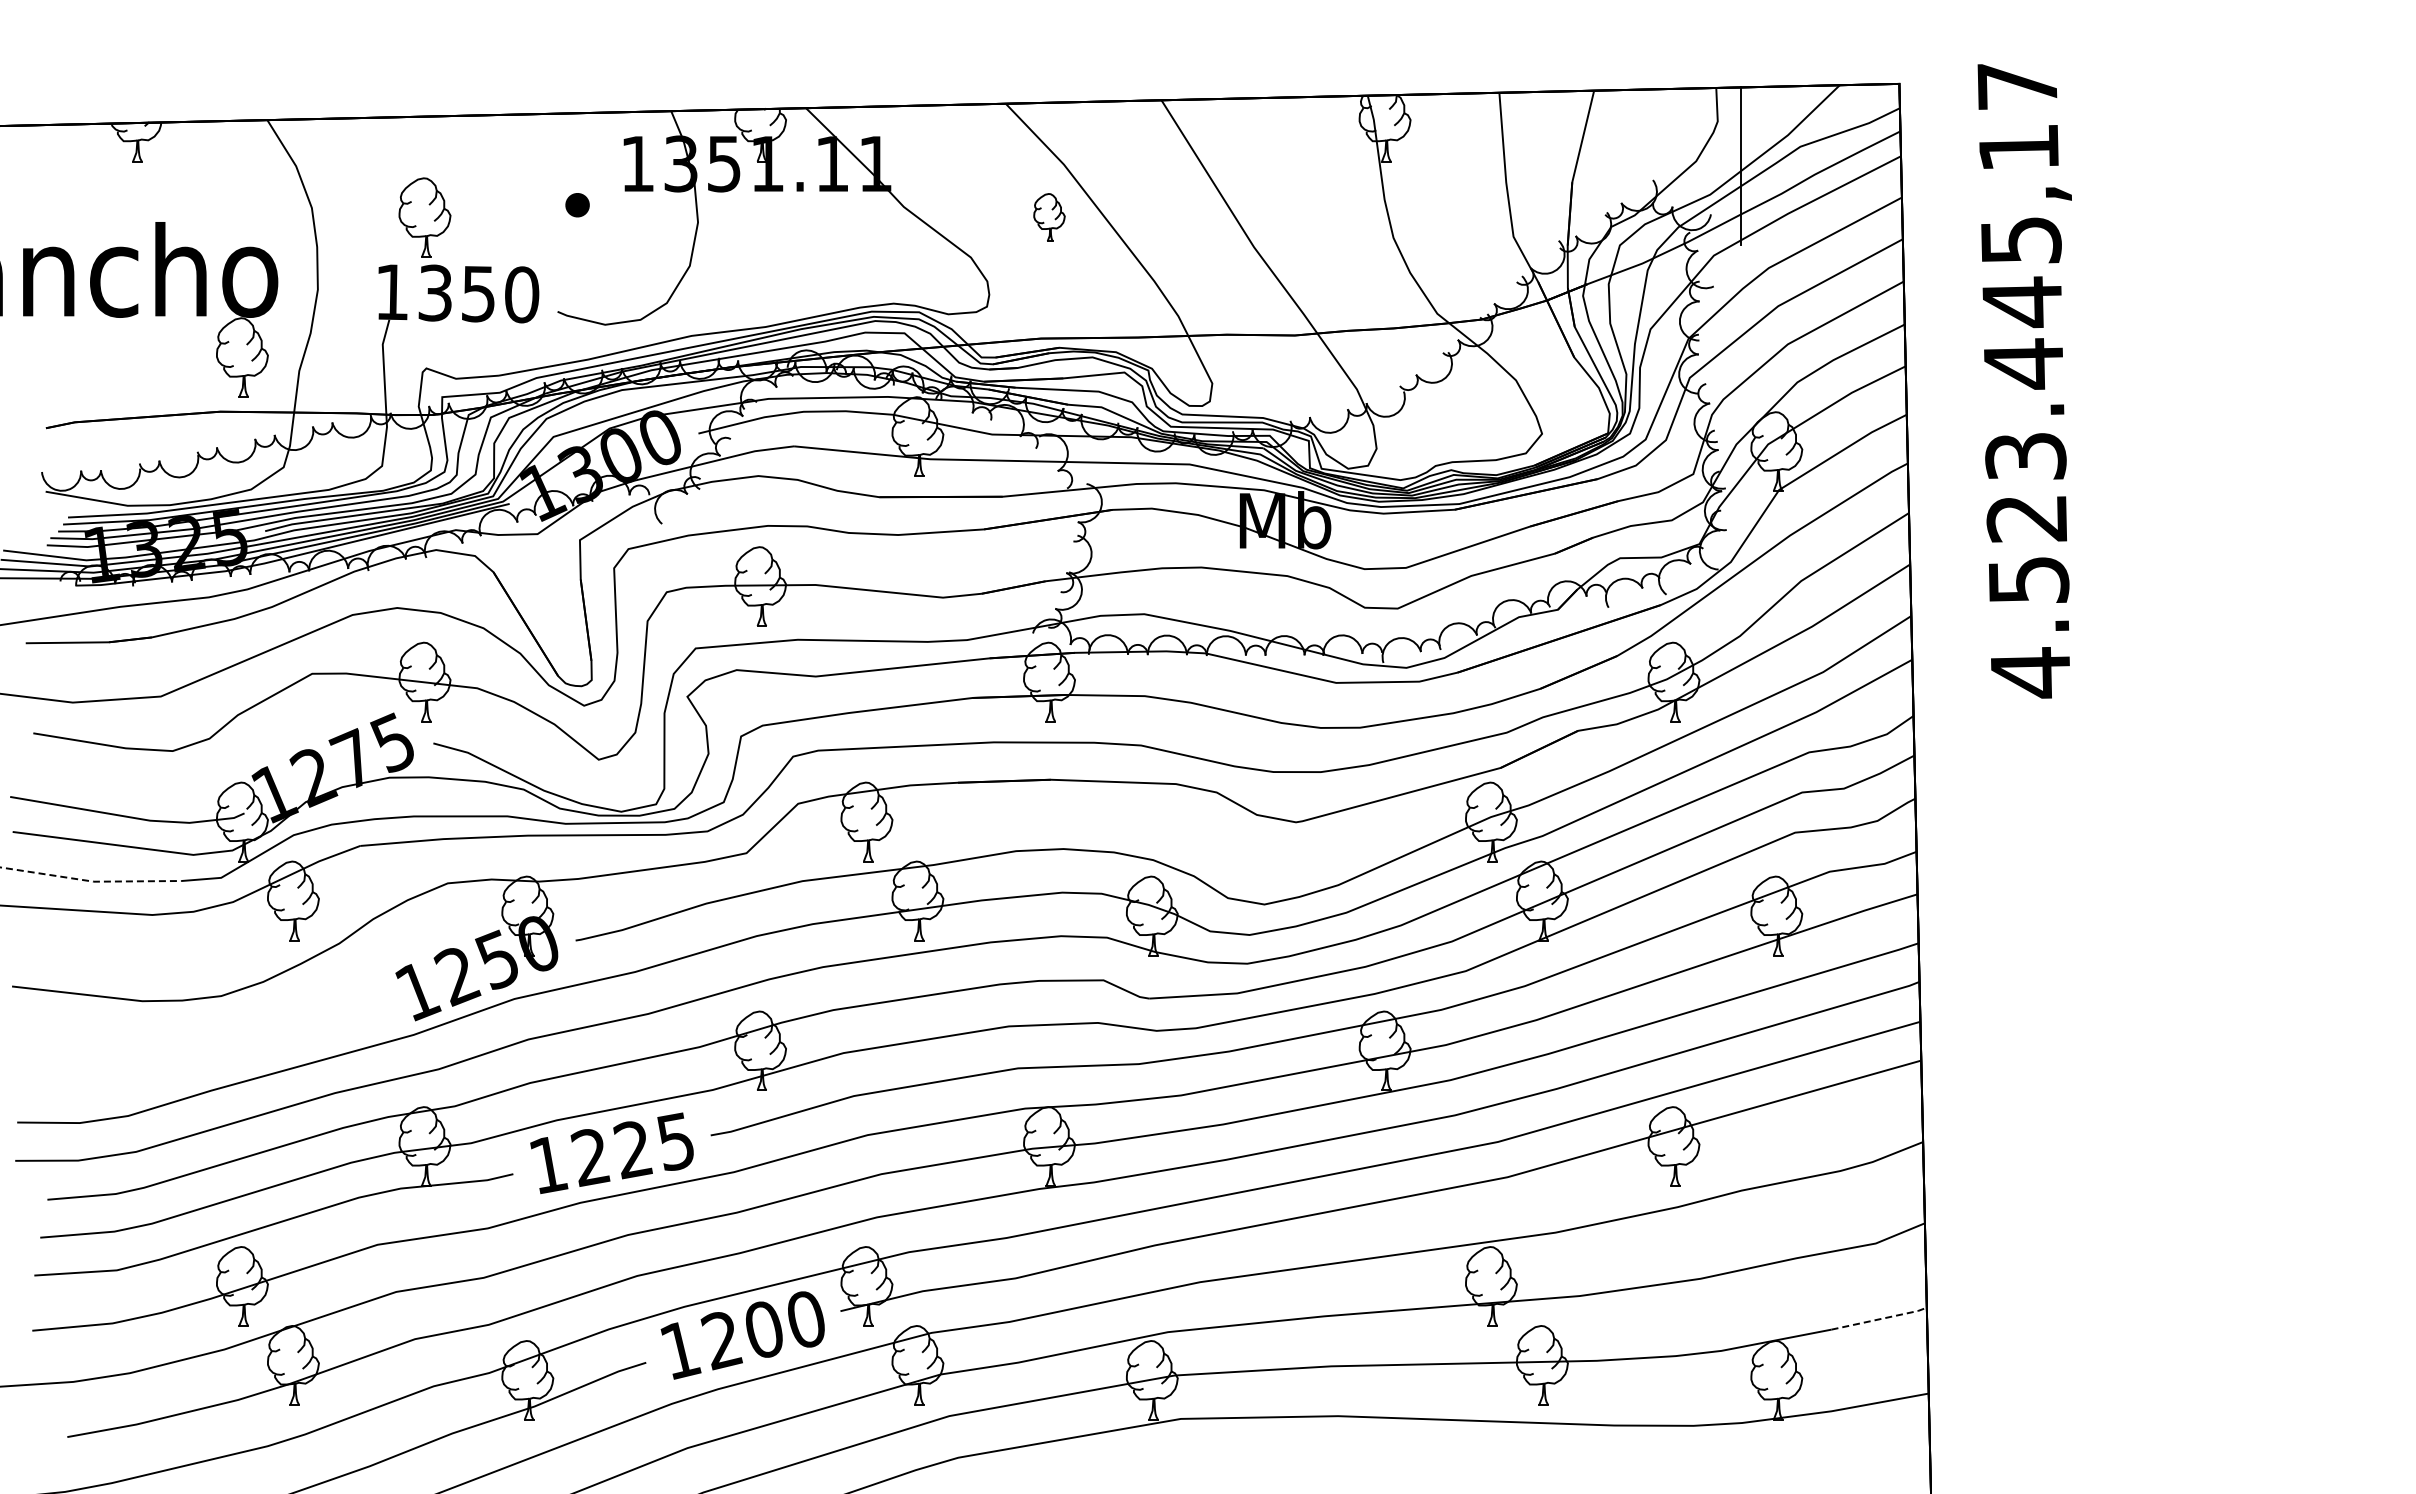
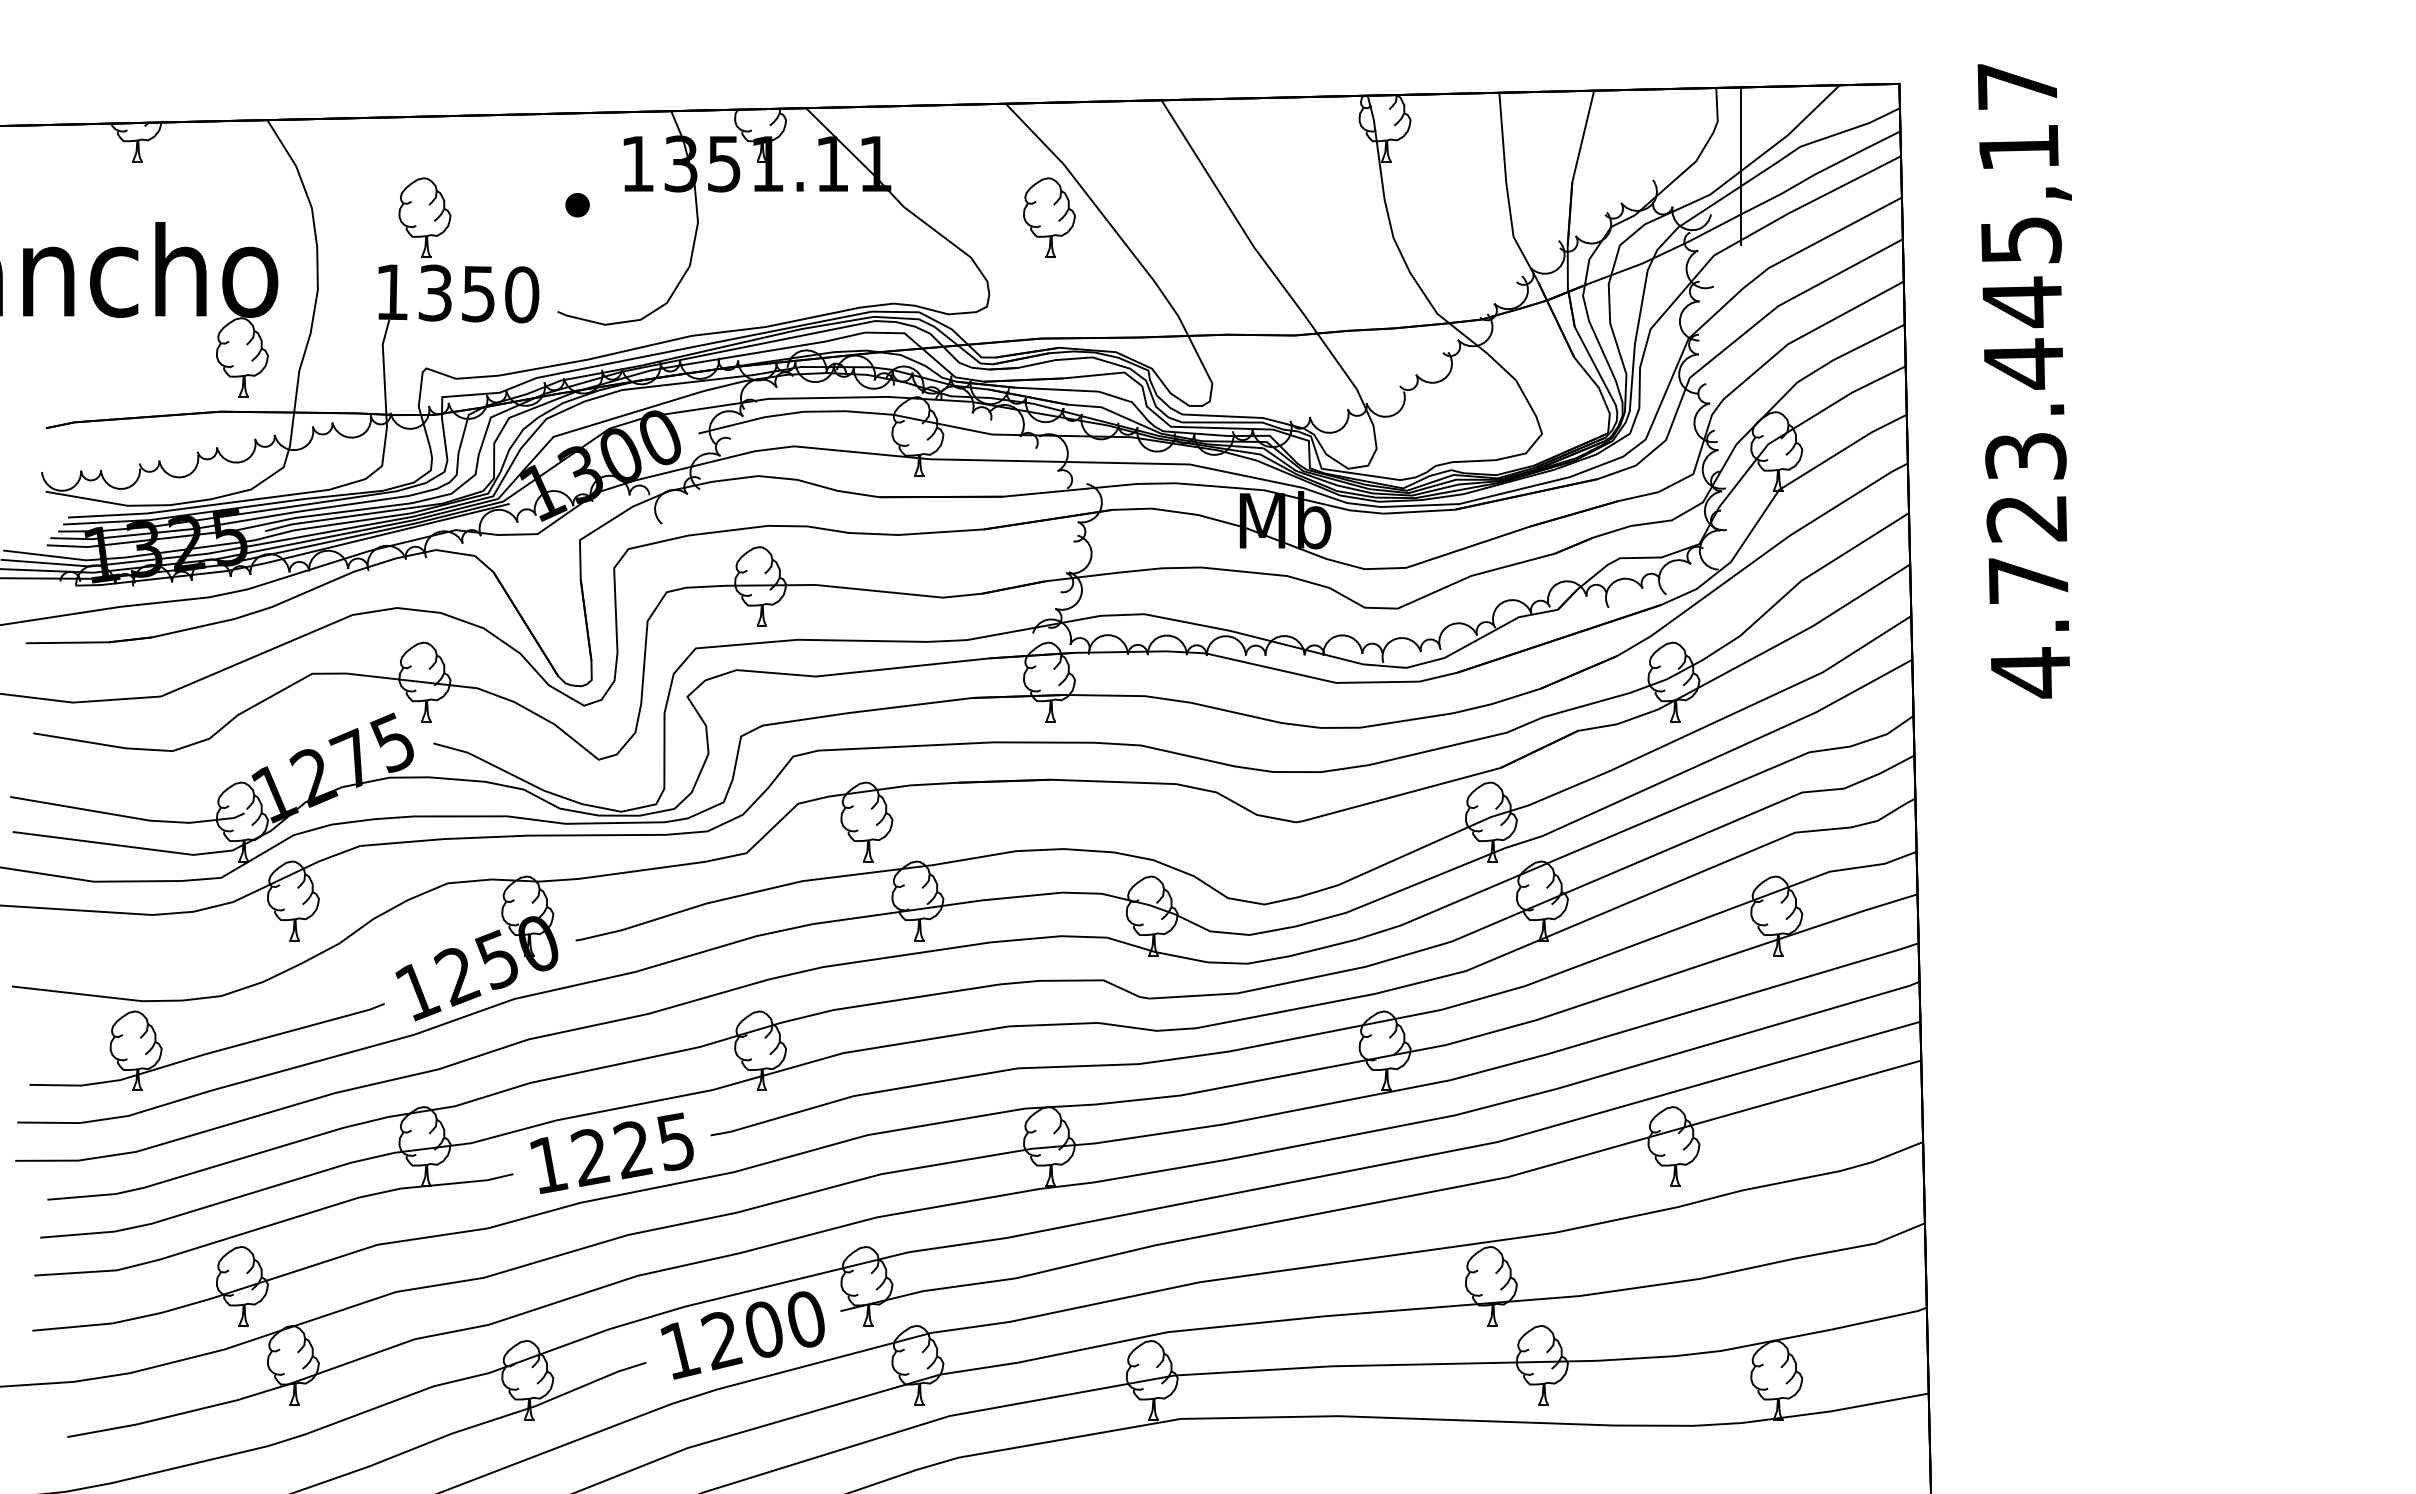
part size: 33x49 px -> 53x81 px (1049, 217)
text: 4.523.445,17 -> 4.723.445,17 (2028, 580)
line: dashed -> solid (91, 881)
part: none -> present (207, 1052)
line: dashed -> solid (1880, 1319)
